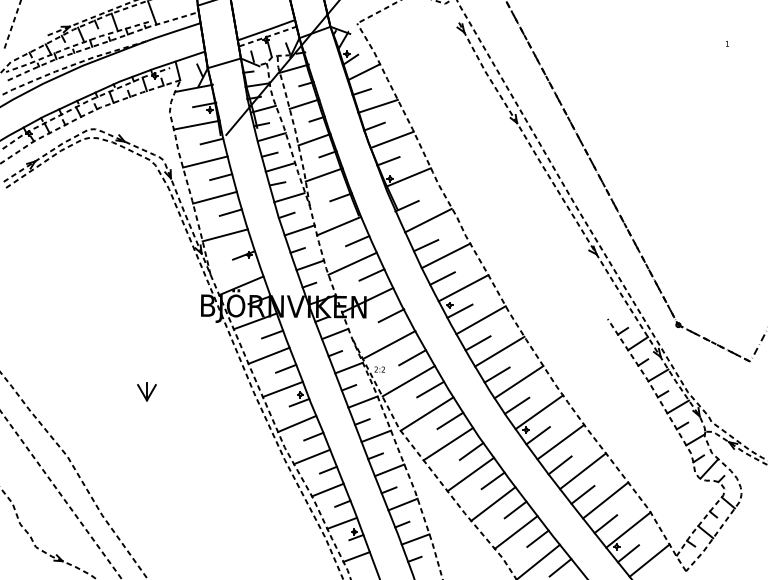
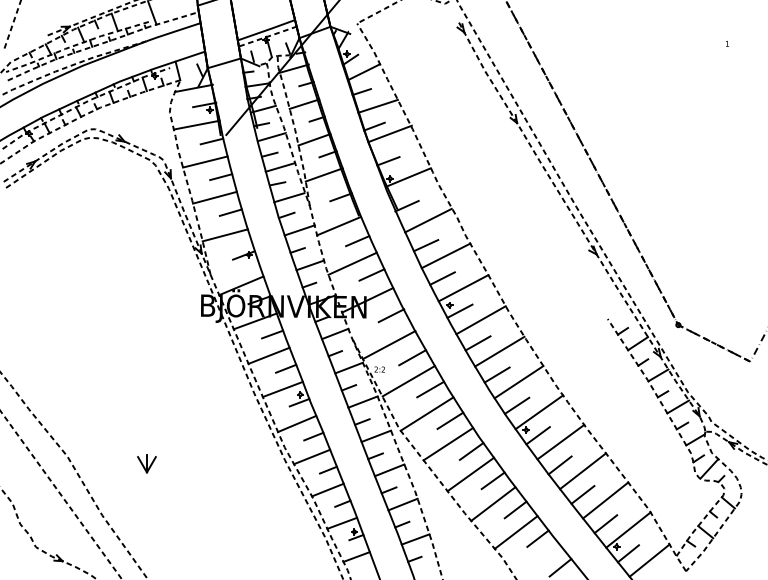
line position: (391, 139) -> (389, 133) (389, 133)
part position: (146, 391) -> (146, 463) (146, 463)
line: present -> none (539, 560)
